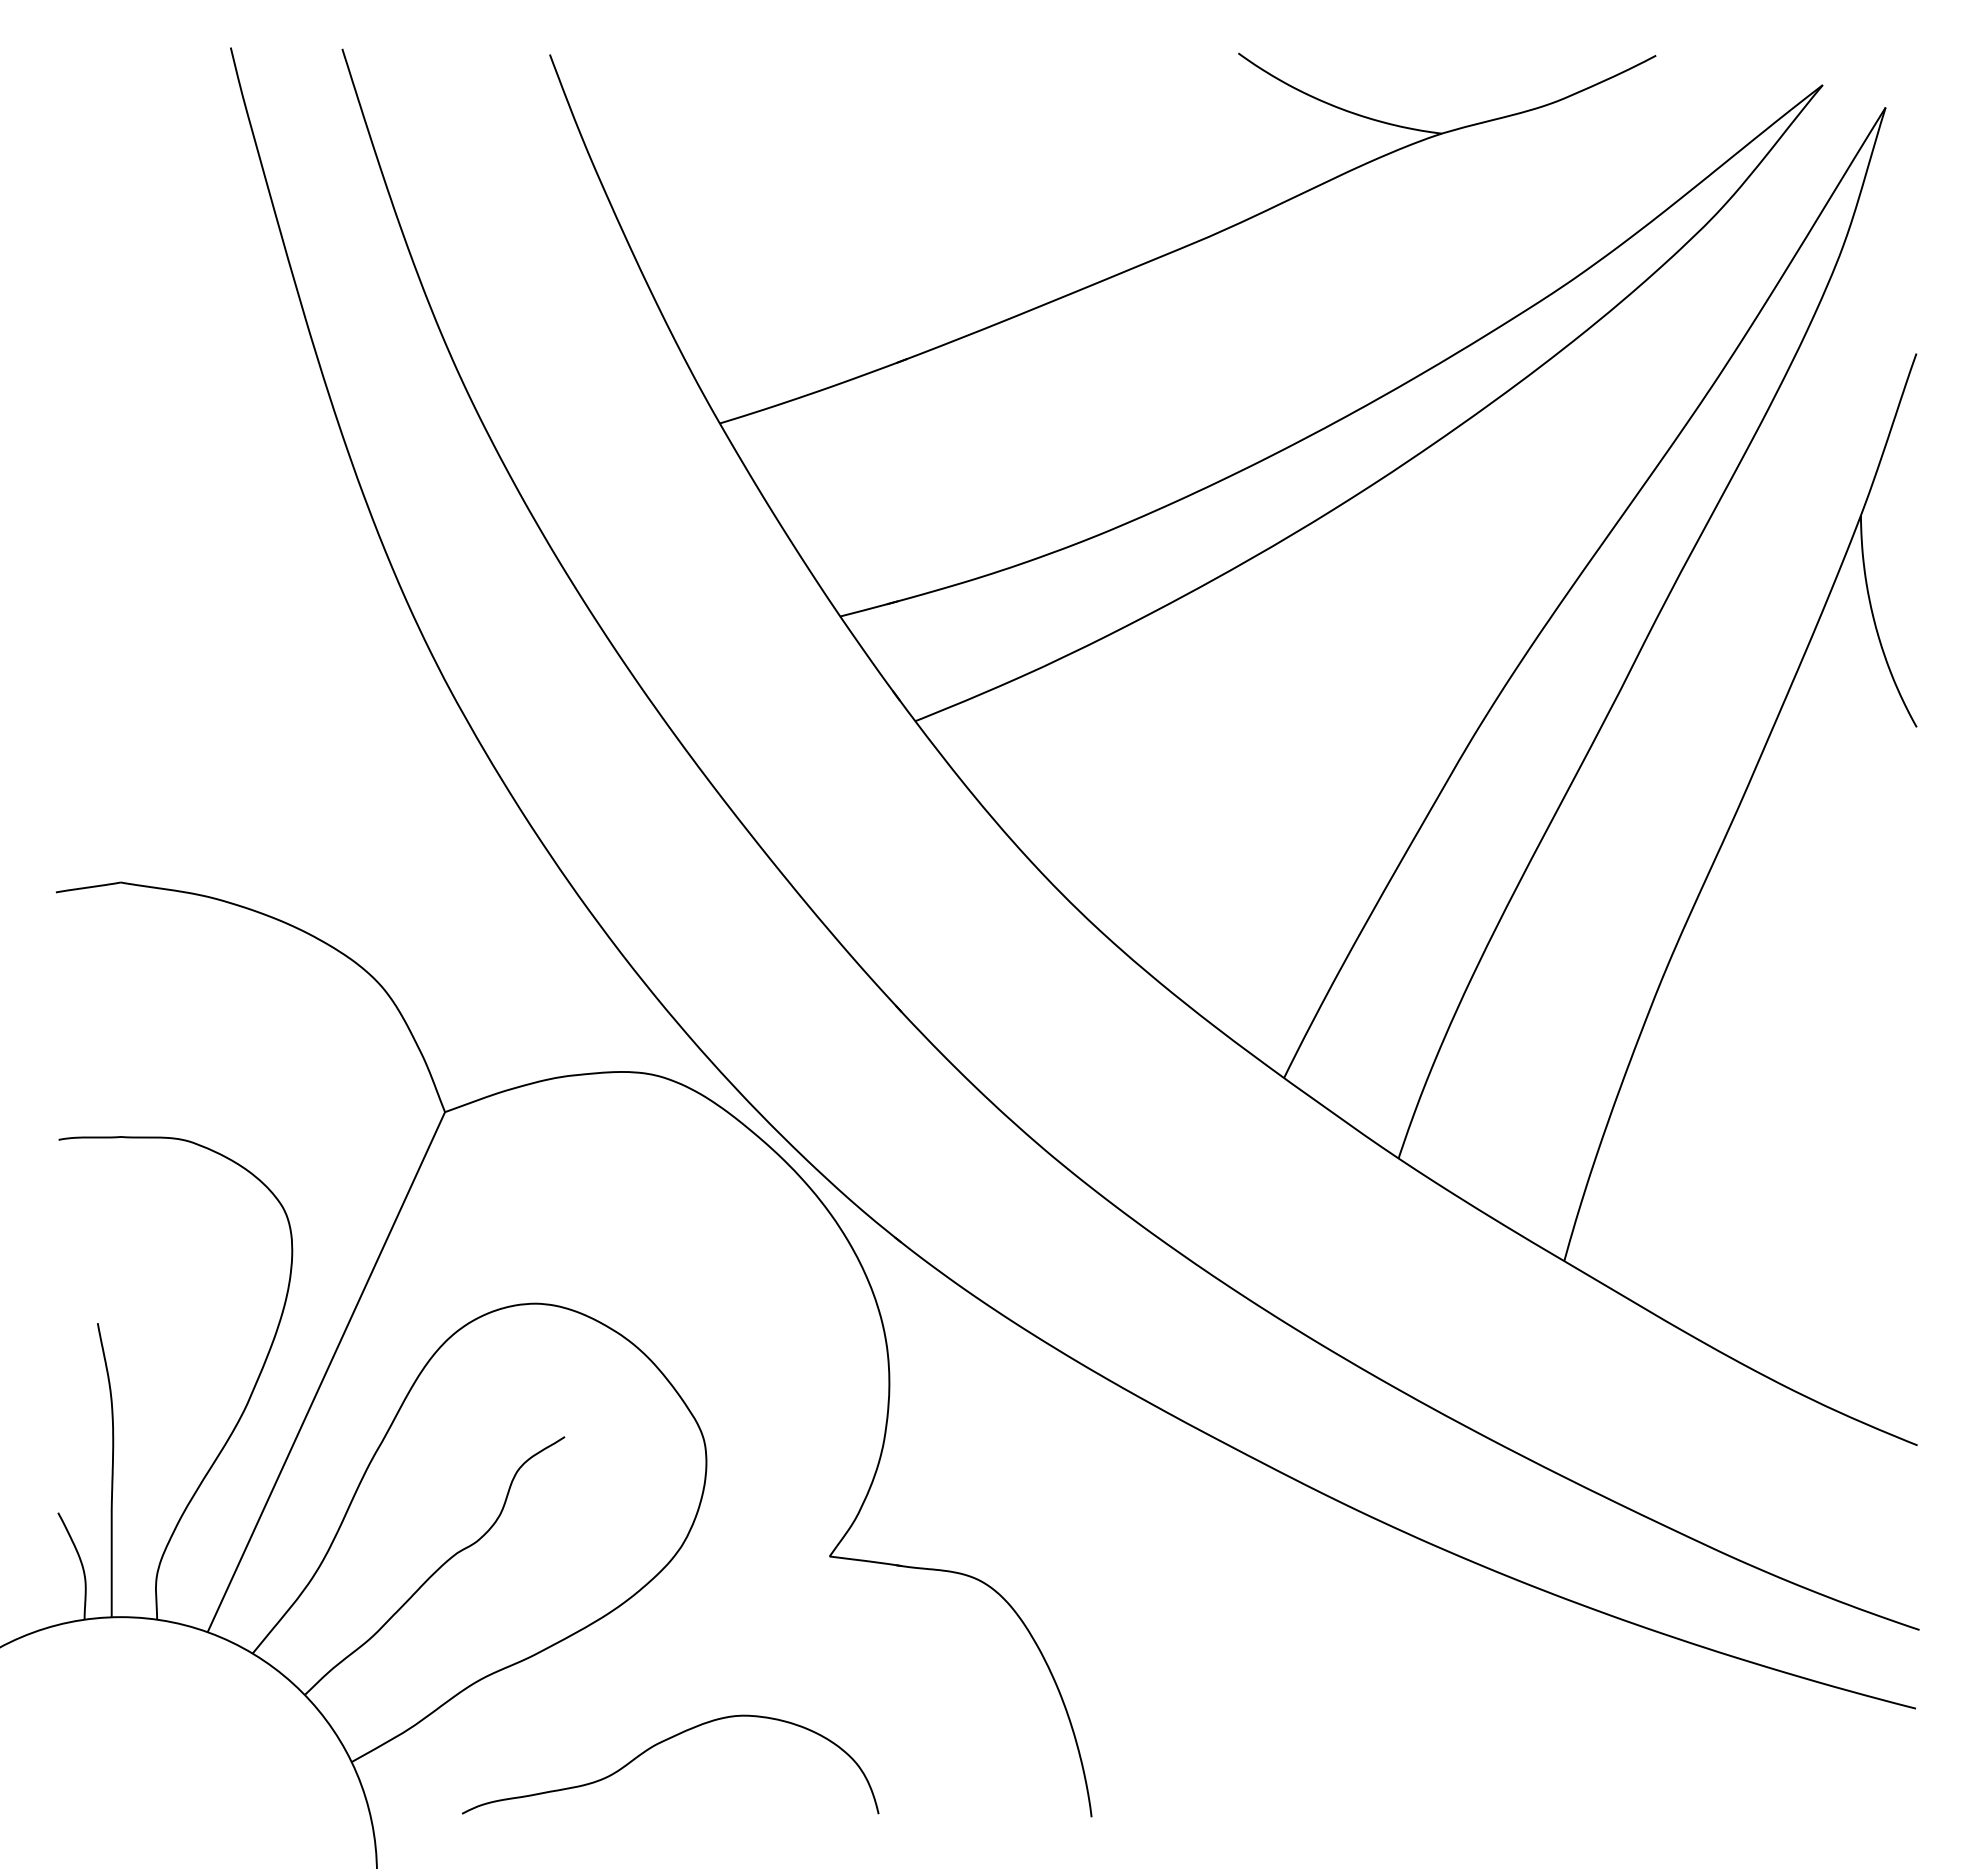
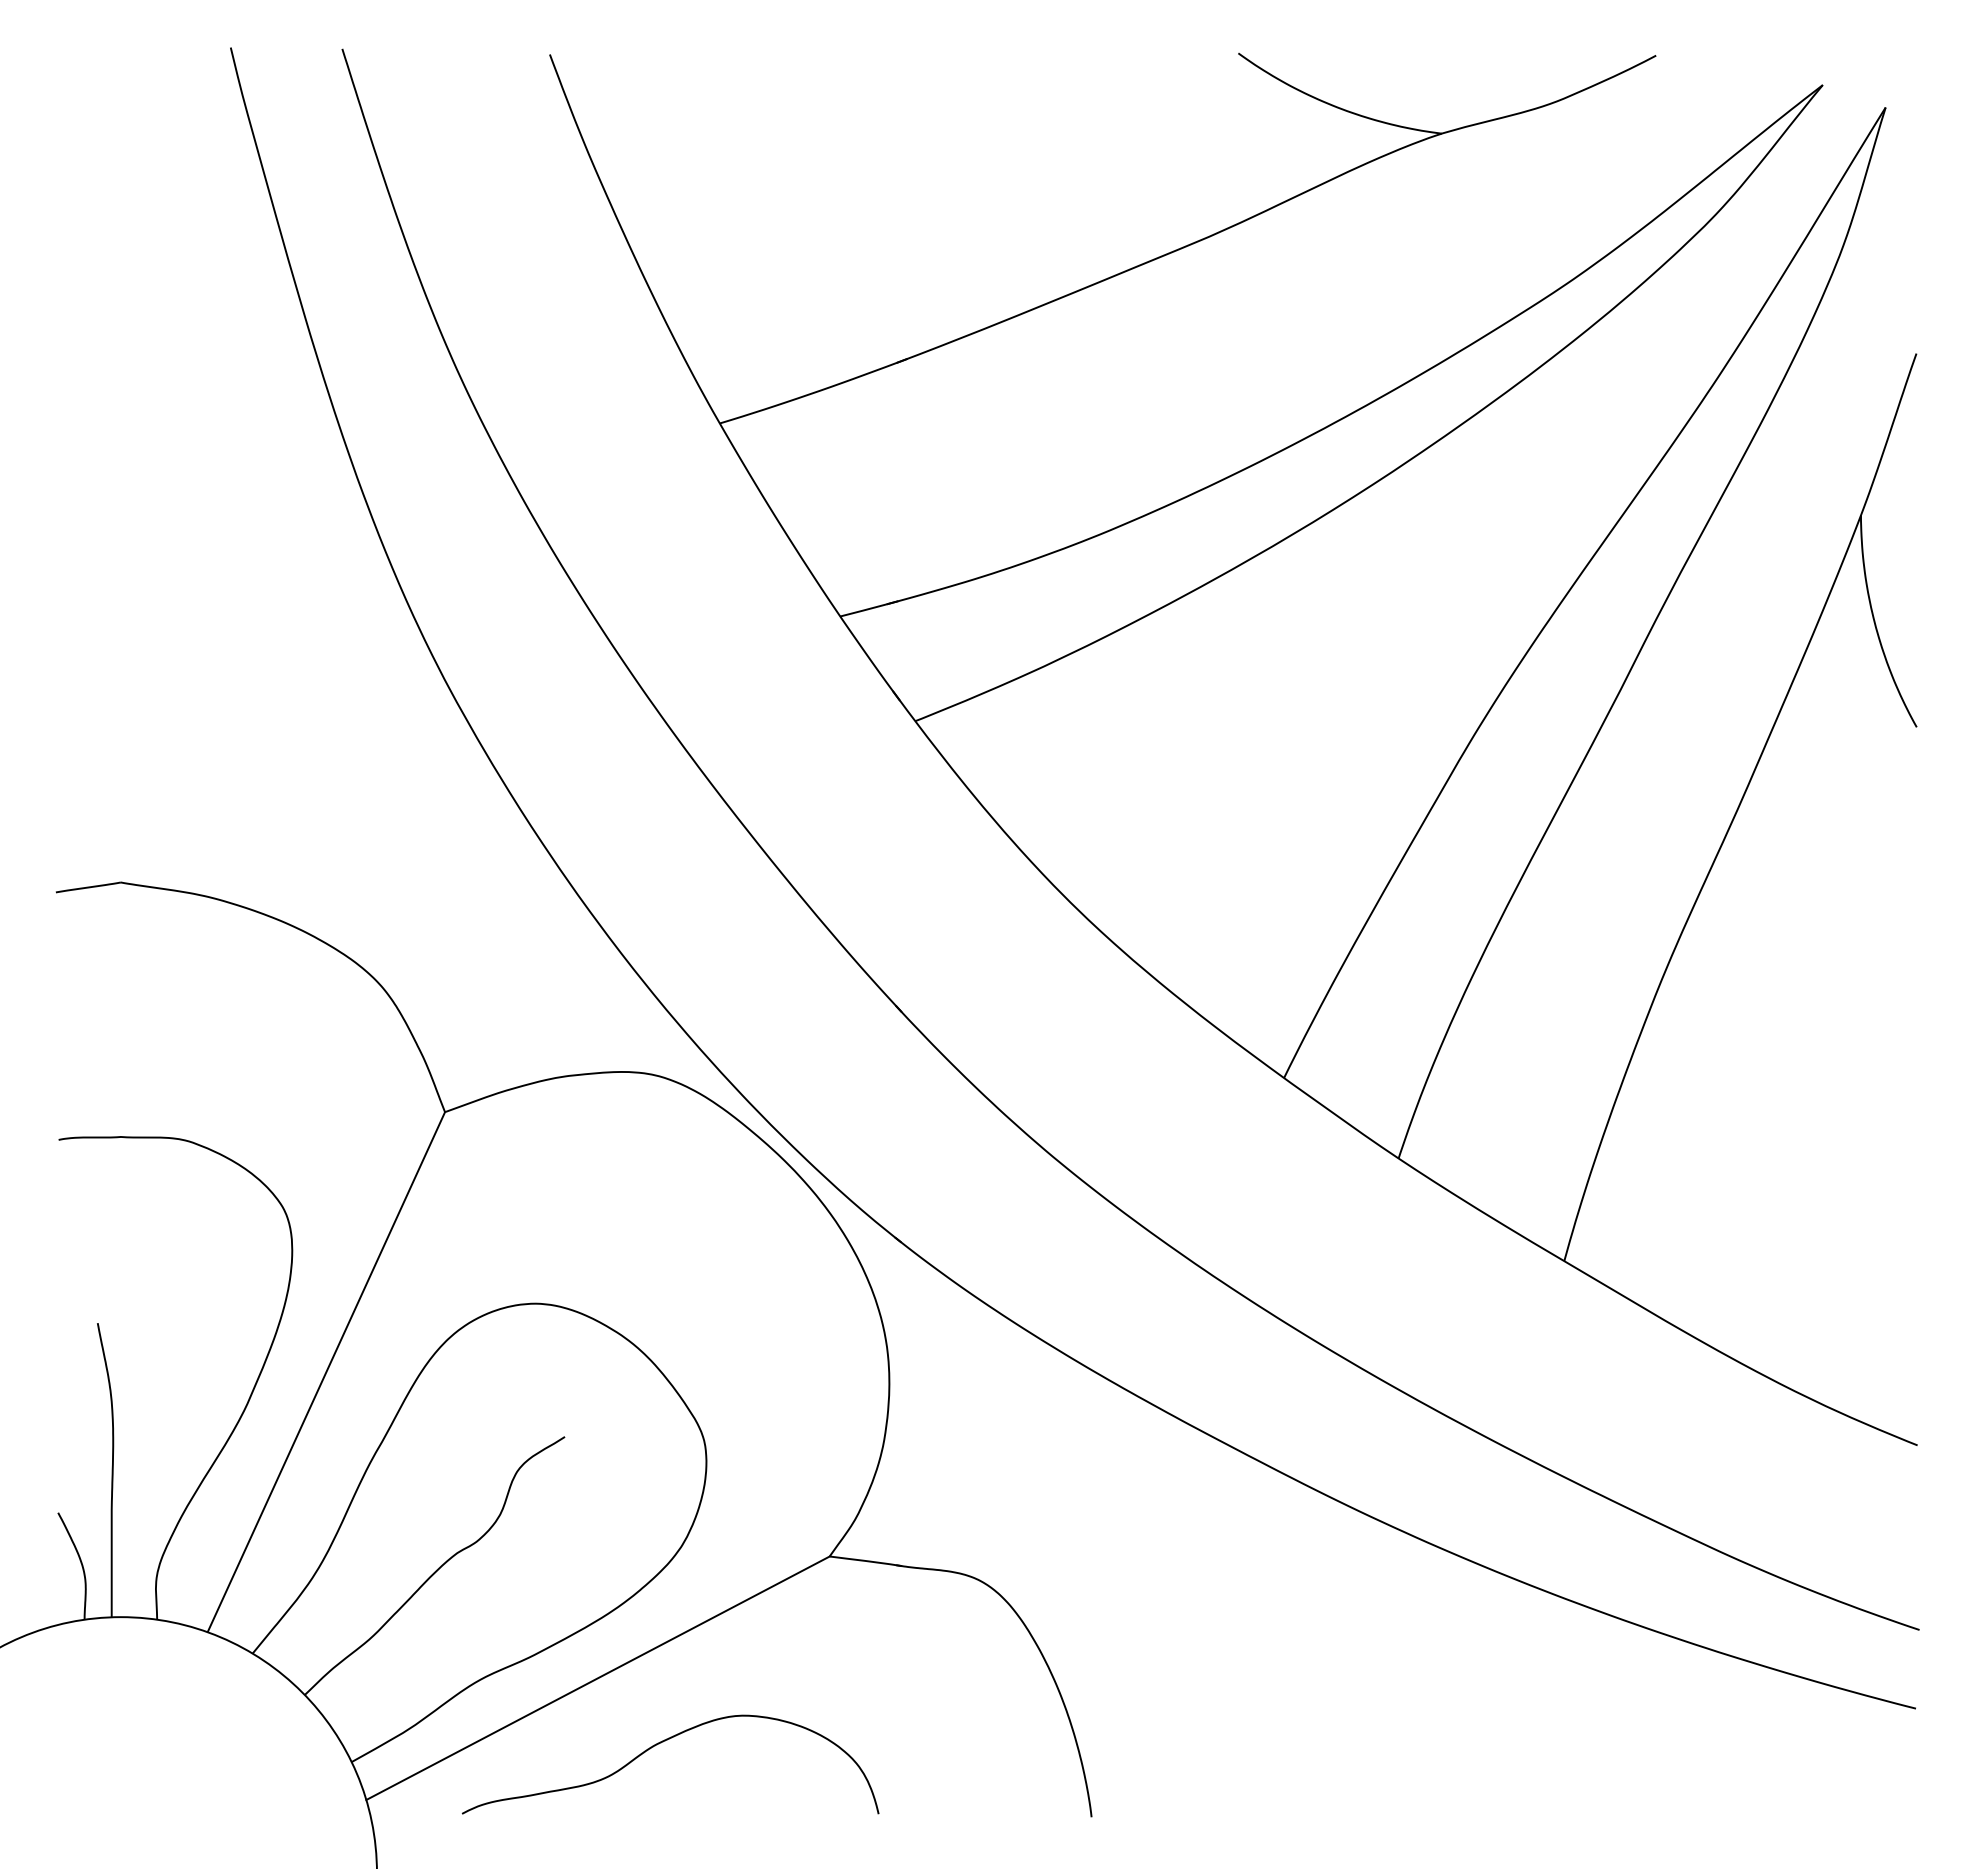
line: none -> present (597, 1678)
